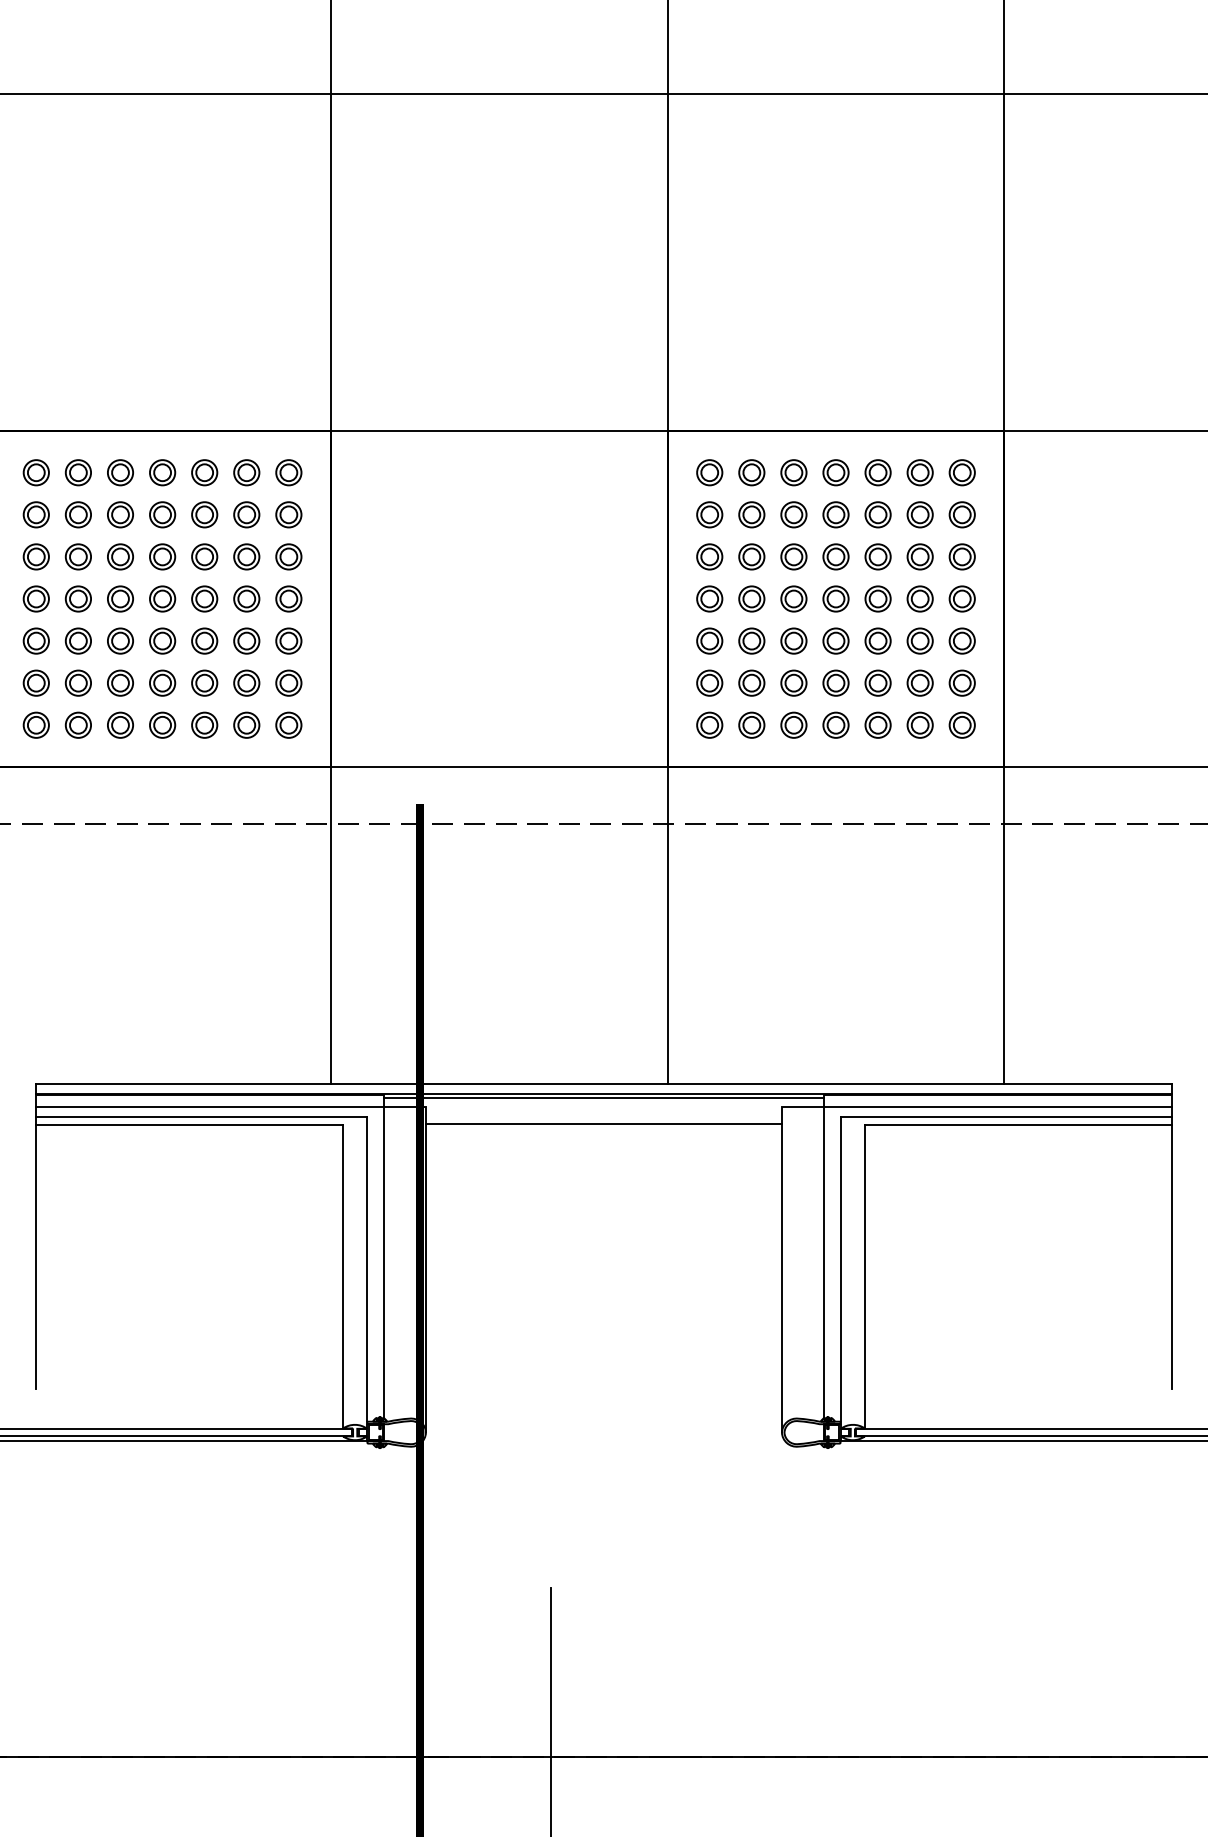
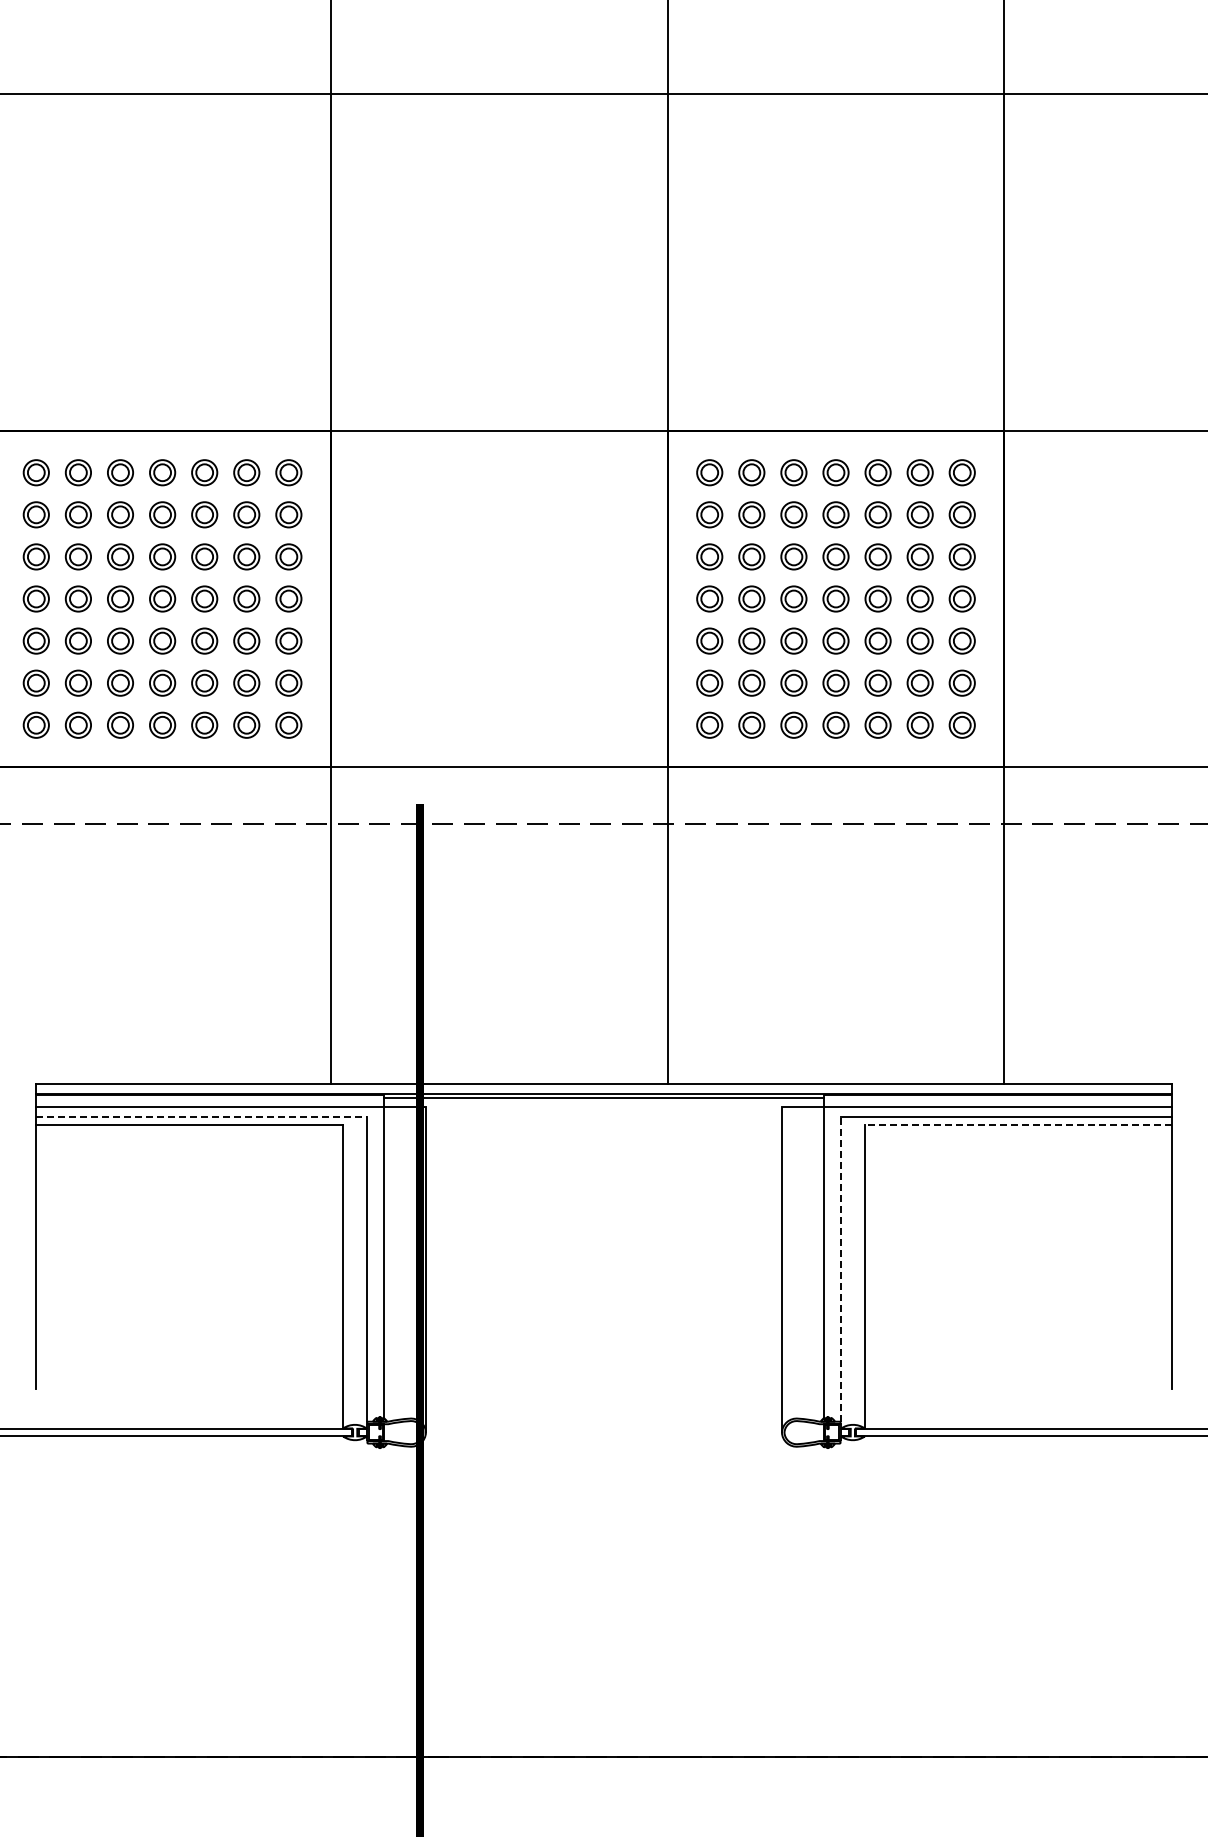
line: solid -> dashed (201, 1117)
line: present -> none (603, 1123)
line: solid -> dashed (1017, 1124)
line: solid -> dashed (840, 1269)
line: present -> none (184, 1441)
line: present -> none (1022, 1441)
line: present -> none (551, 1710)
